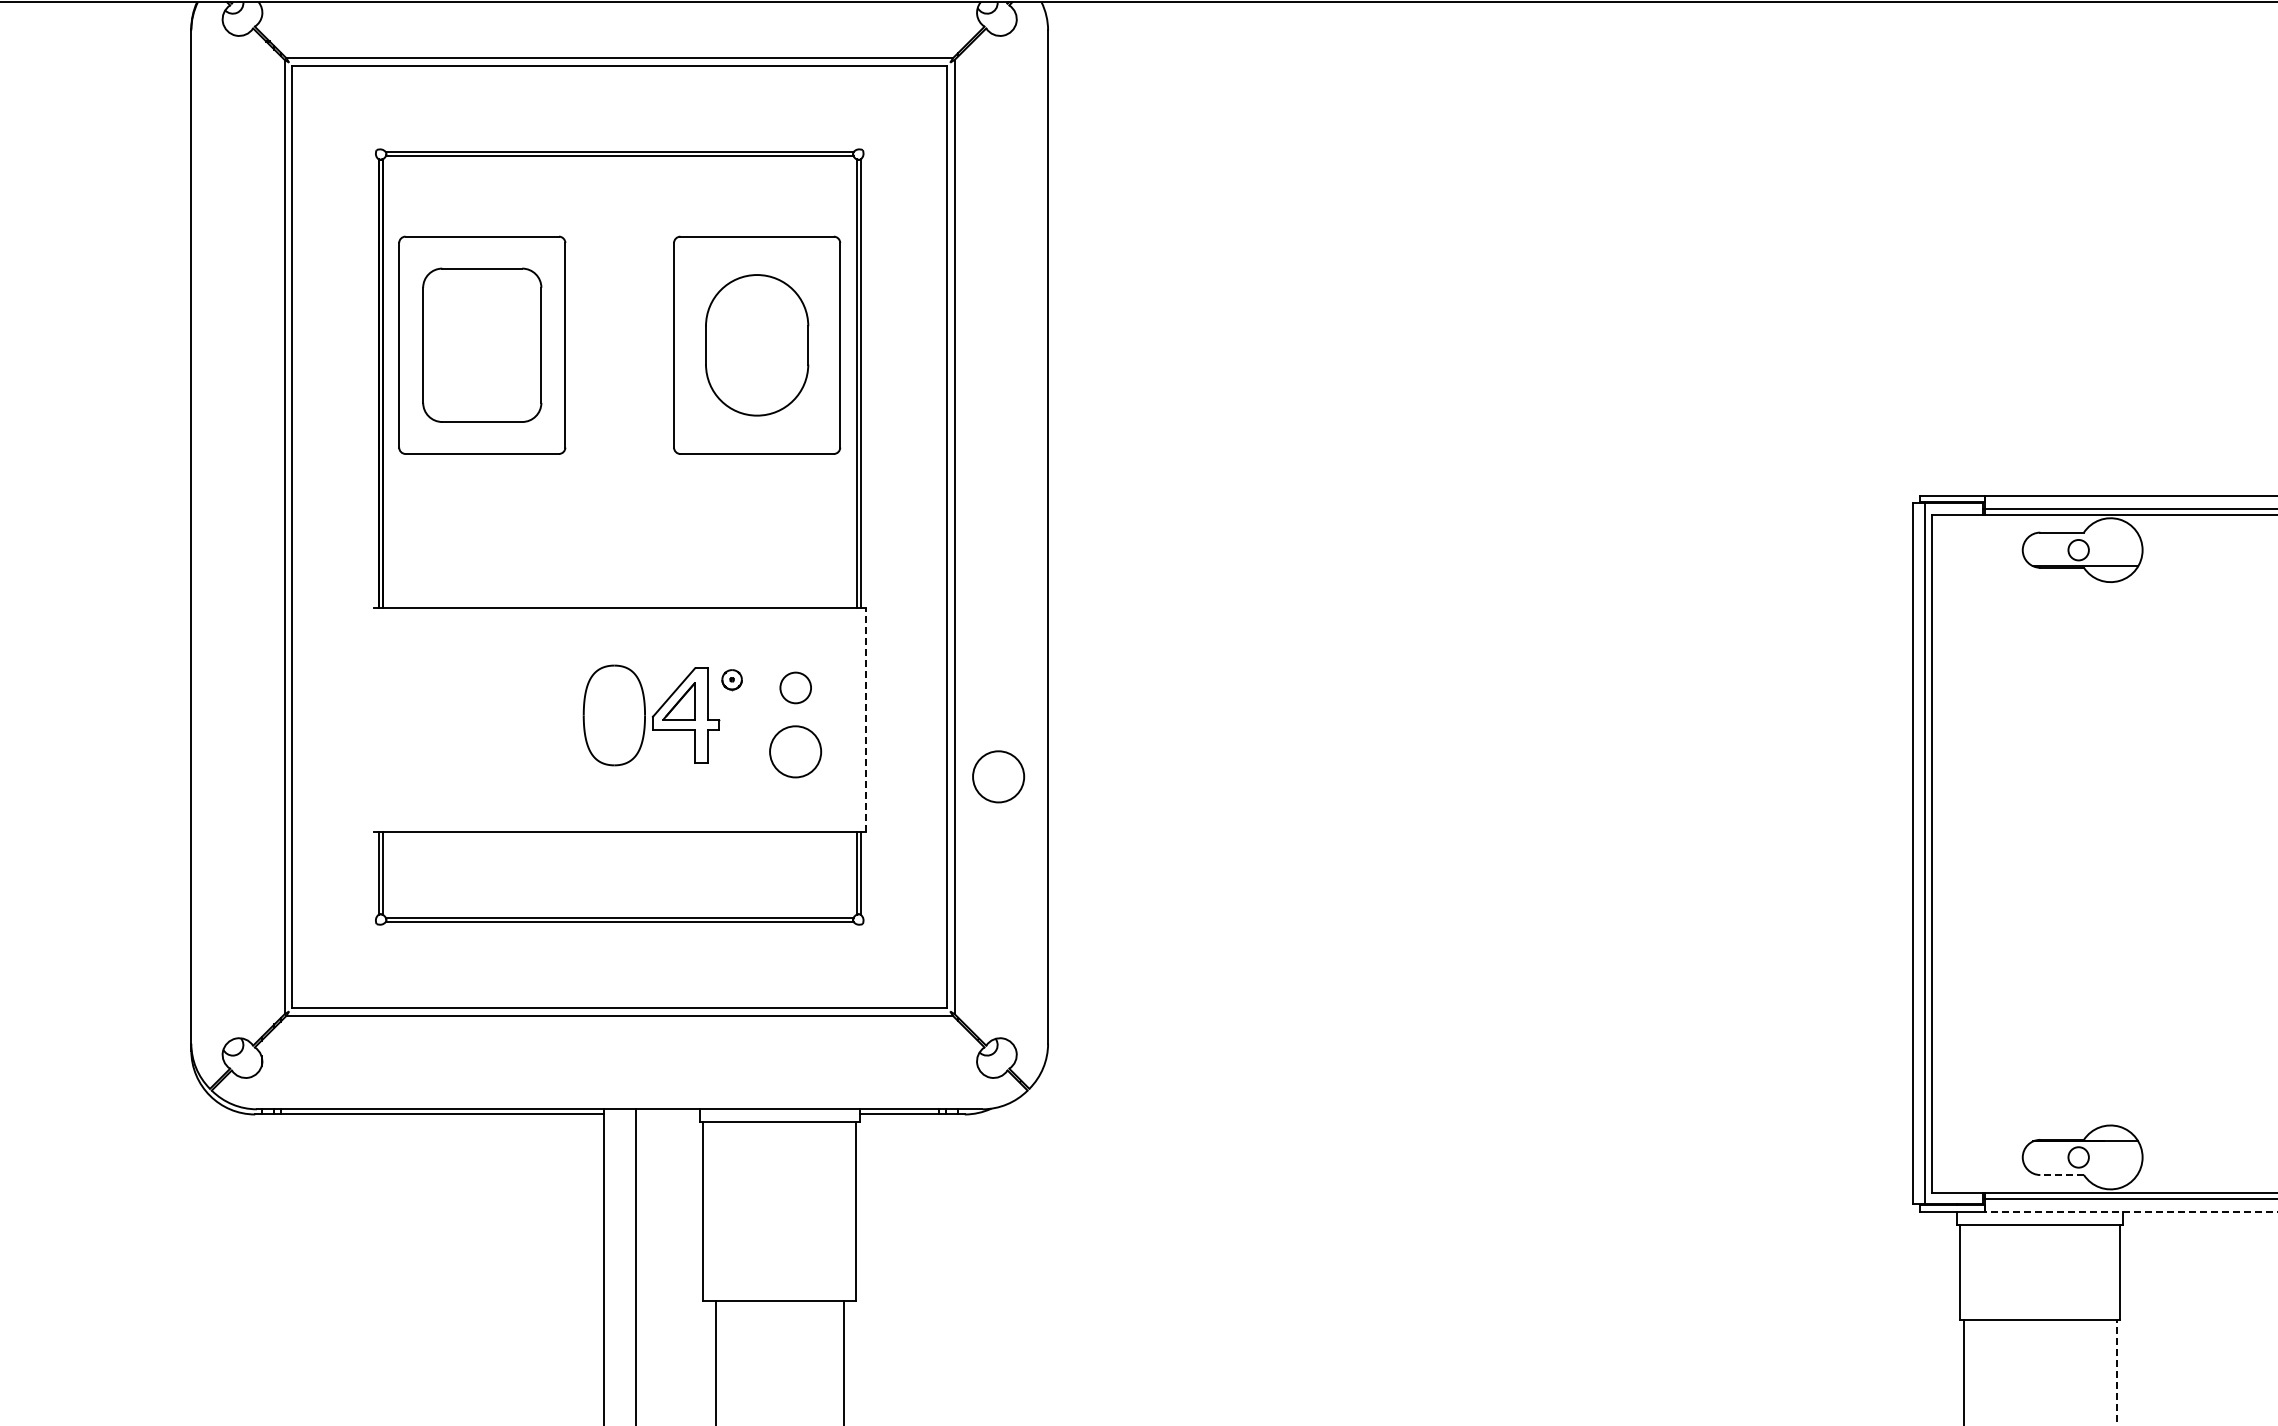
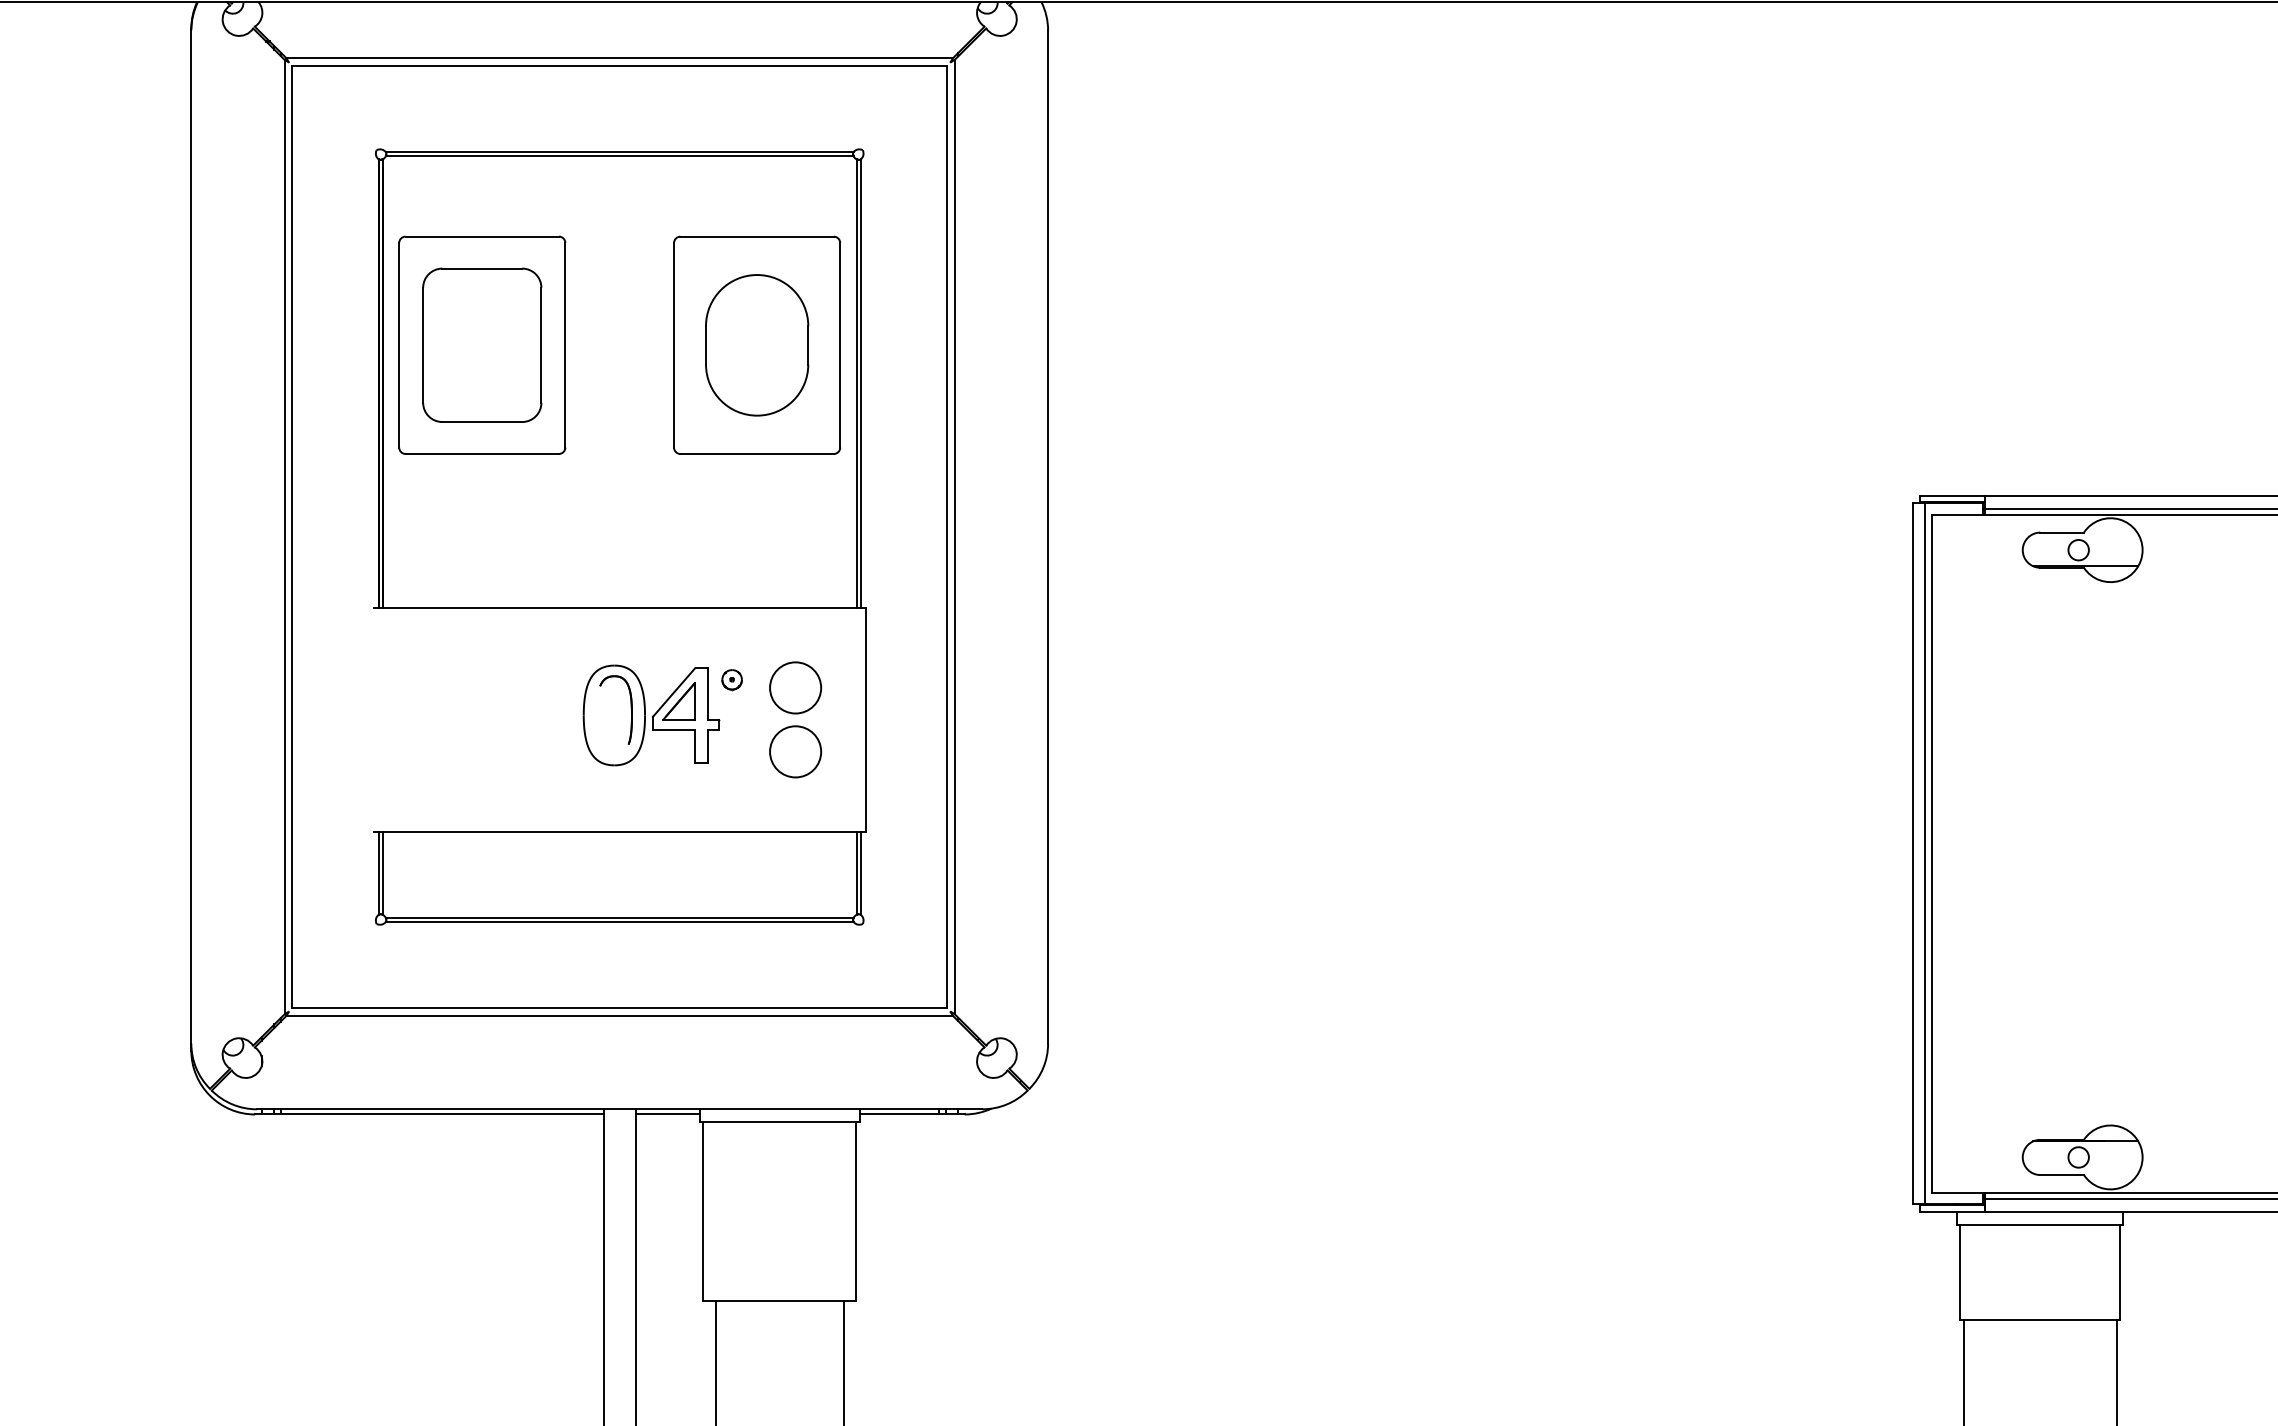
circle size: 33x34 px -> 54x54 px (795, 687)
part: none -> present (630, 708)
line: dashed -> solid (865, 719)
circle: present -> none (998, 776)
line: none -> present (667, 1114)
line: dashed -> solid (2062, 1175)
line: dashed -> solid (2130, 1211)
line: dashed -> solid (2117, 1372)
